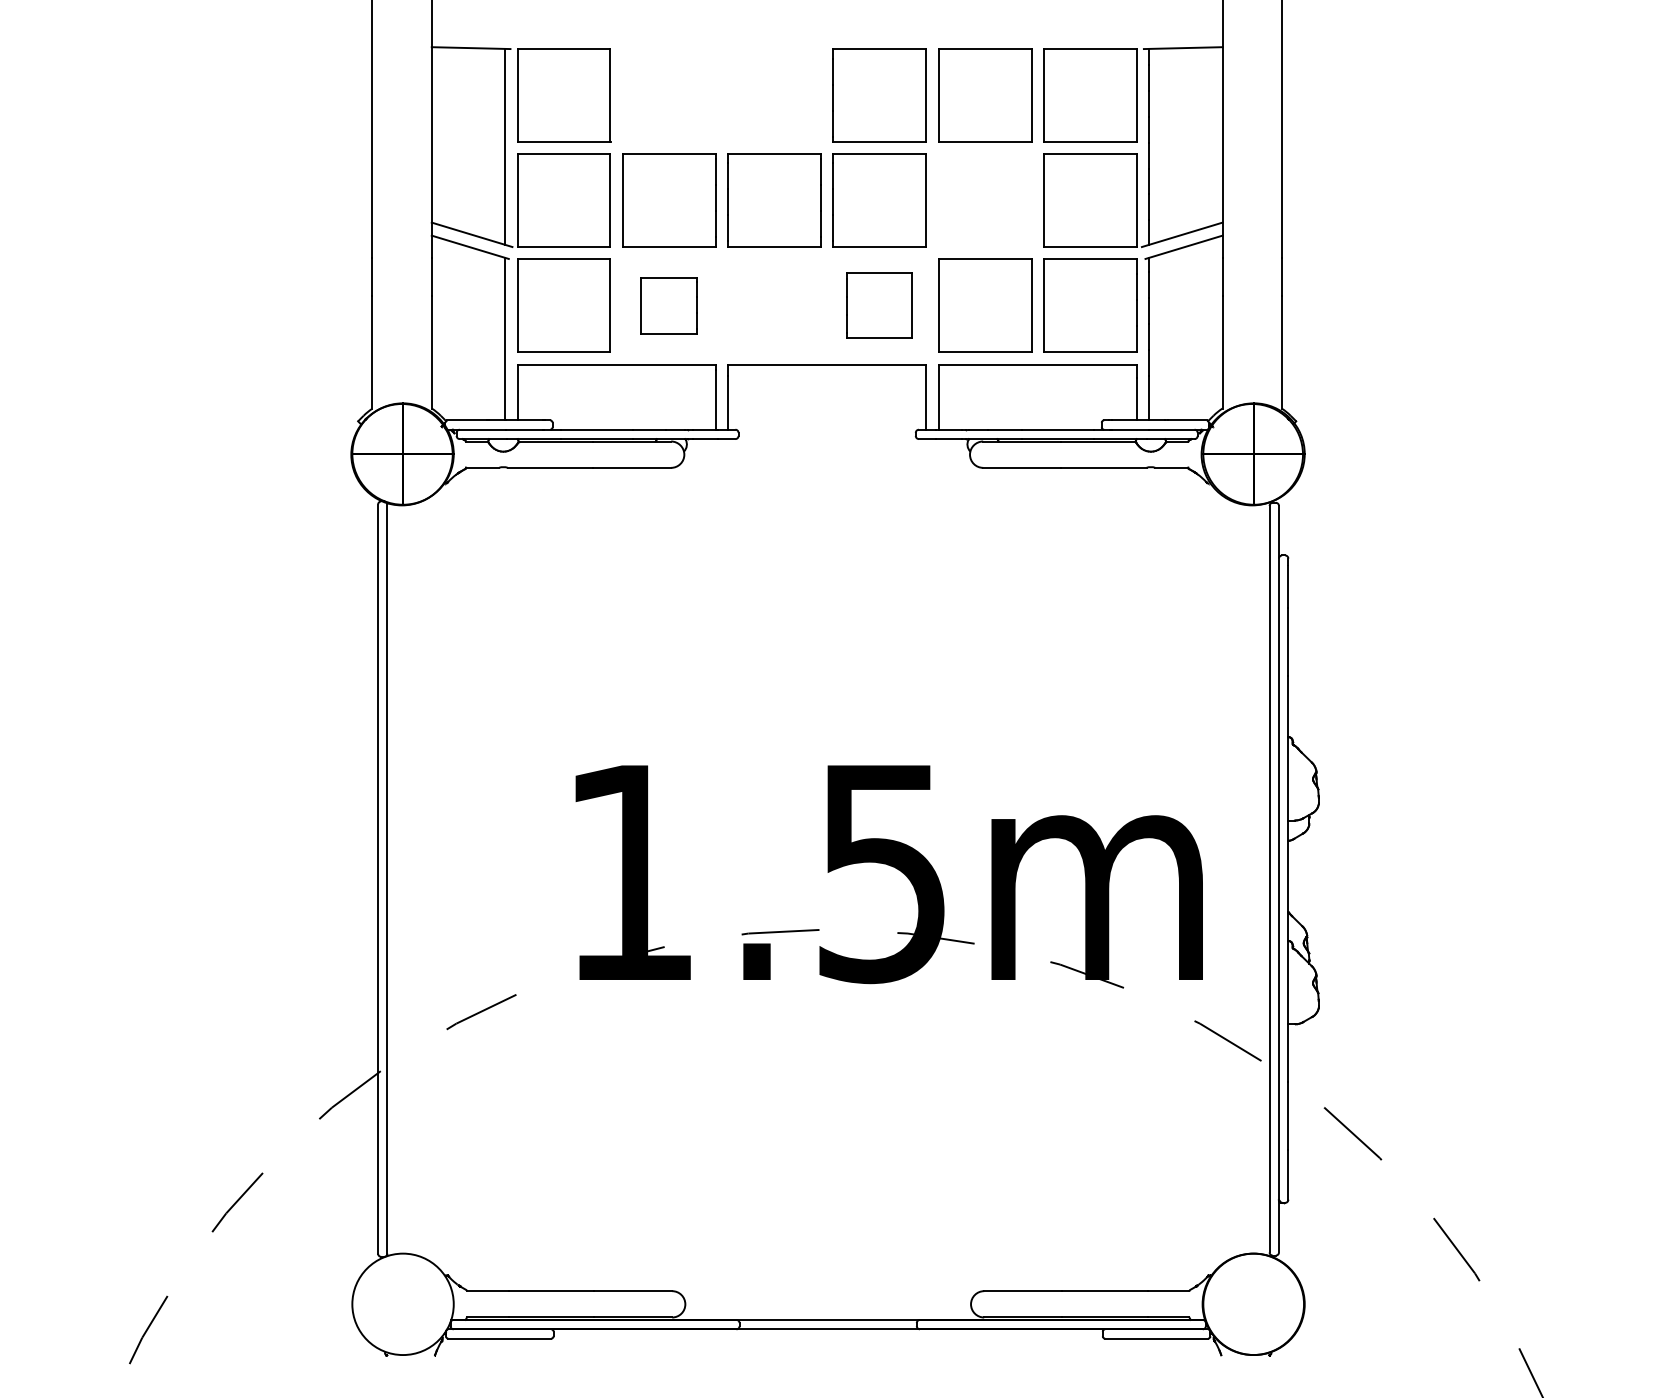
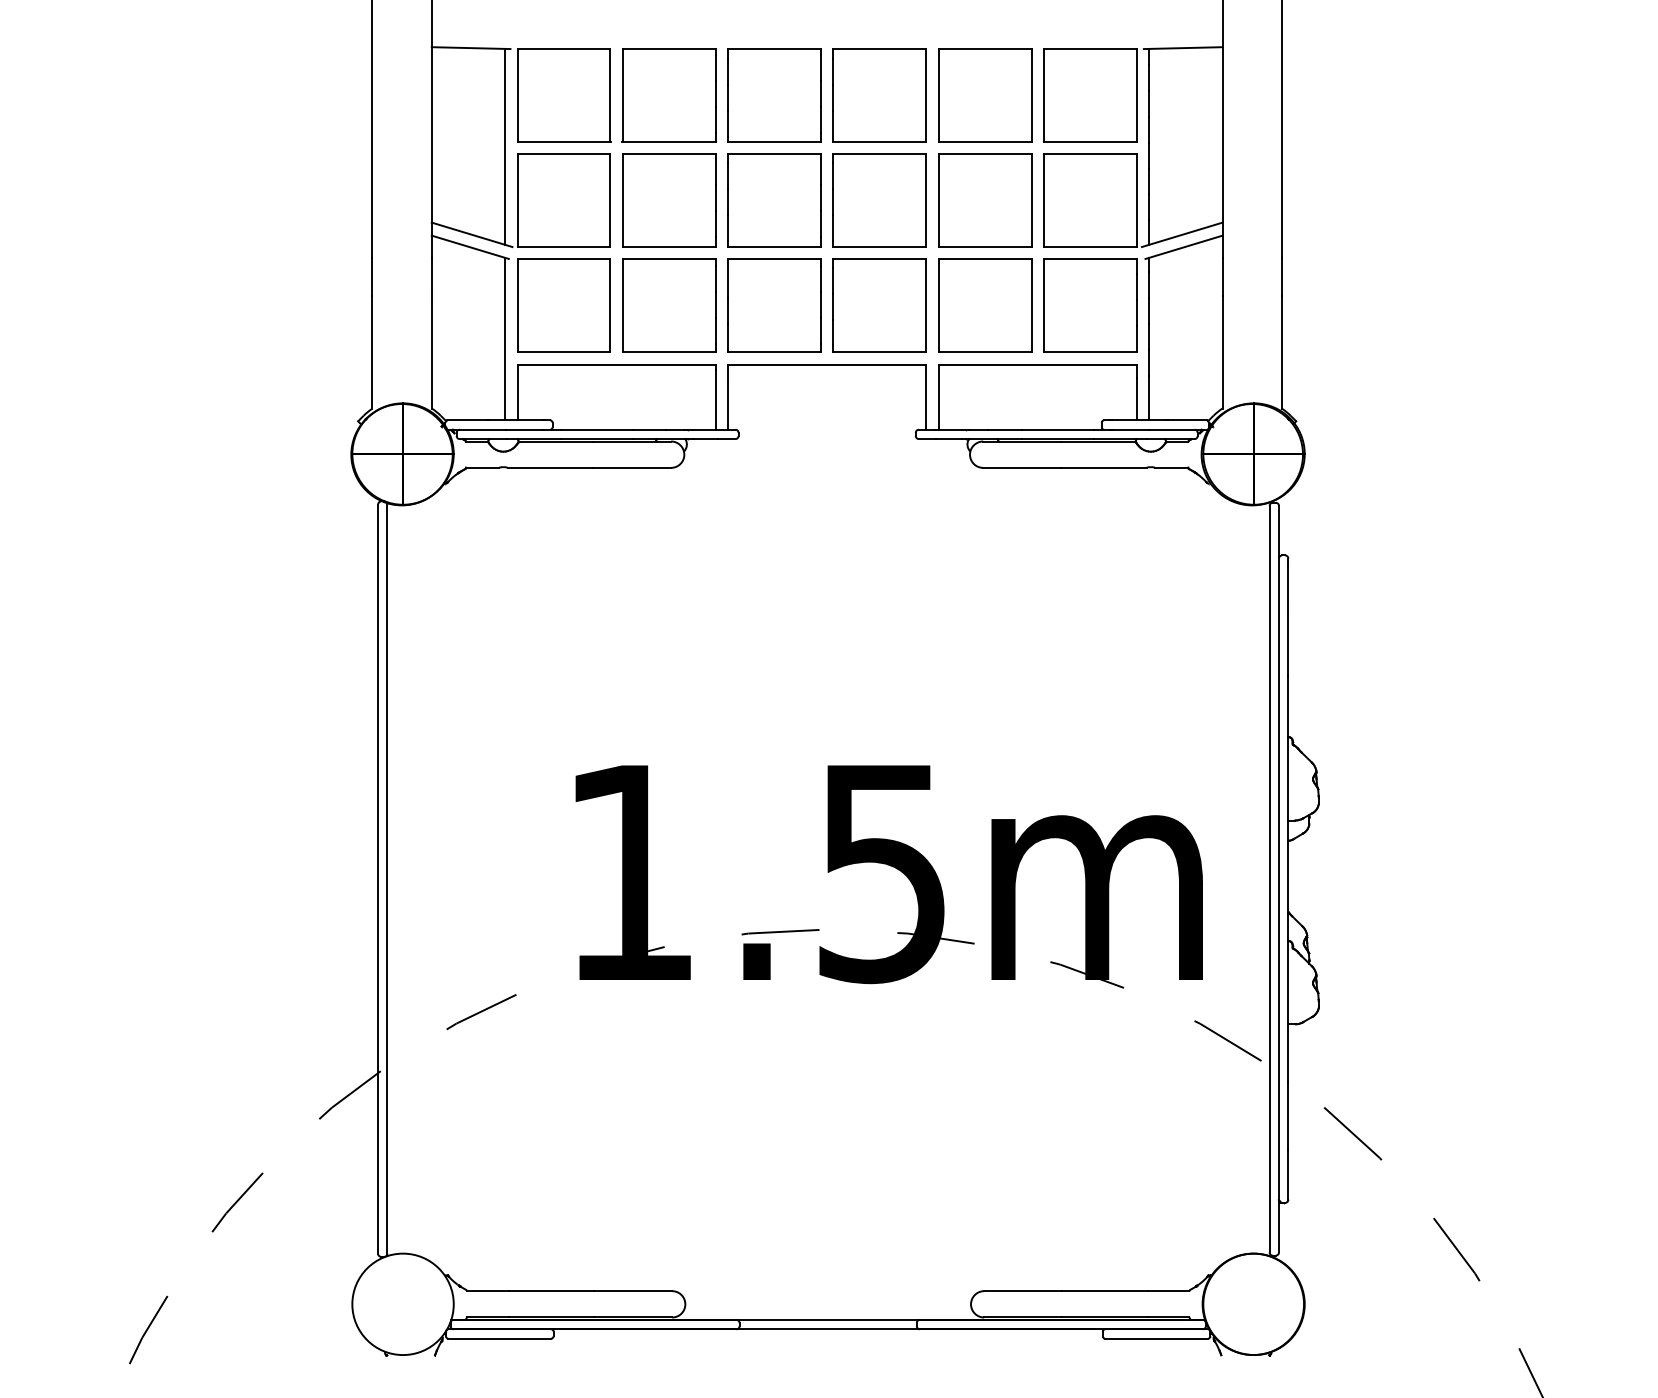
part: none -> present (668, 95)
part: none -> present (774, 95)
part: none -> present (985, 200)
part size: 58x58 px -> 95x95 px (669, 305)
part: none -> present (774, 305)
part size: 67x67 px -> 95x95 px (879, 305)
